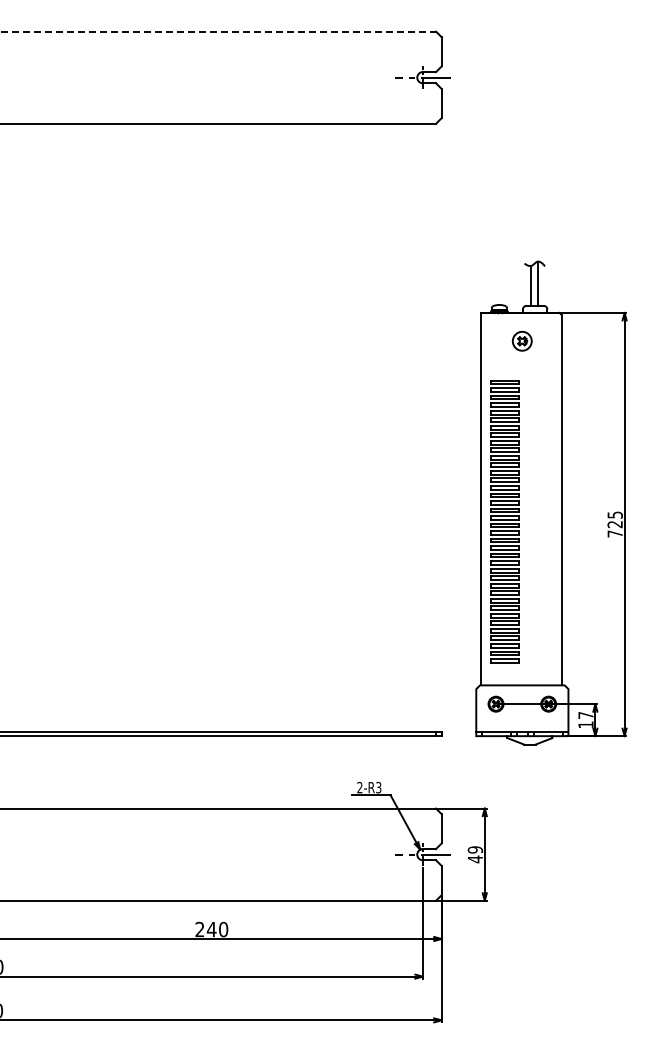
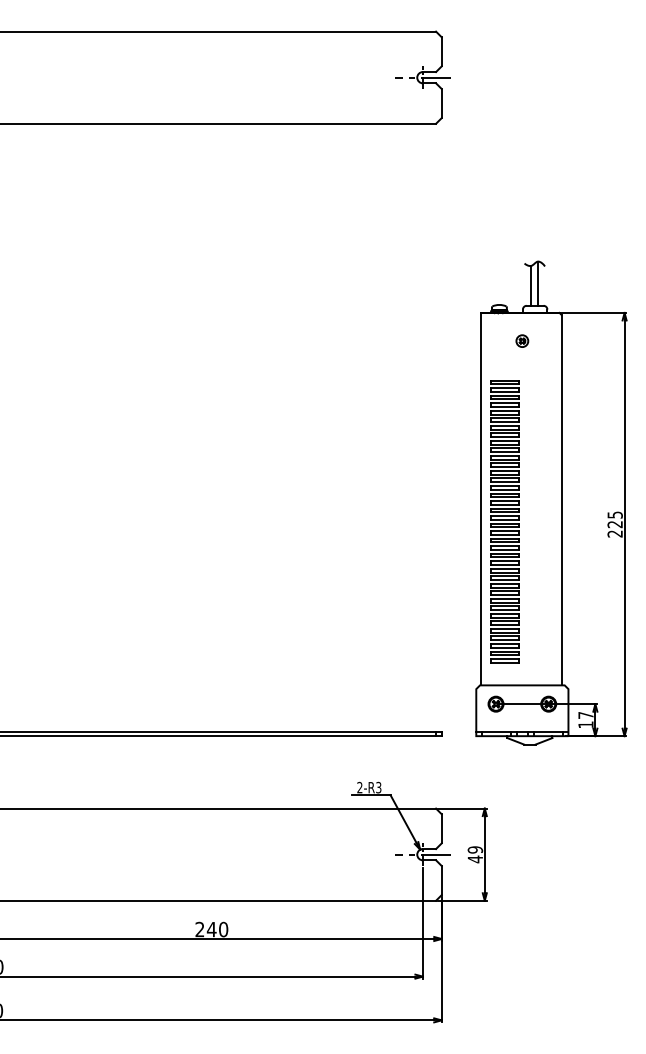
line: dashed -> solid (218, 31)
part size: 22x22 px -> 15x14 px (522, 340)
text: 725 -> 225 (614, 533)
